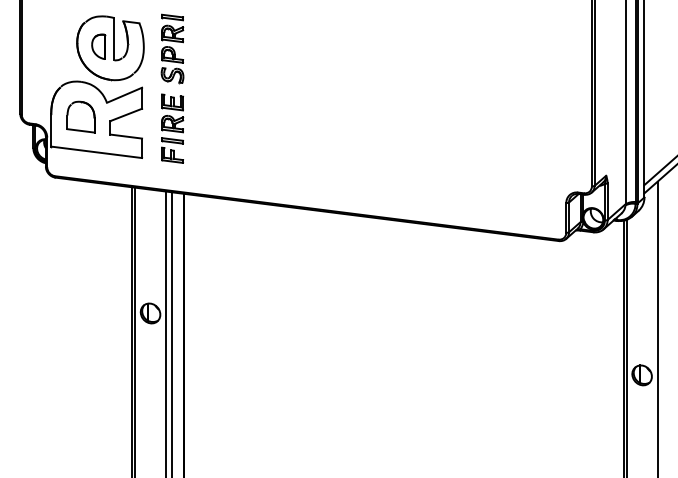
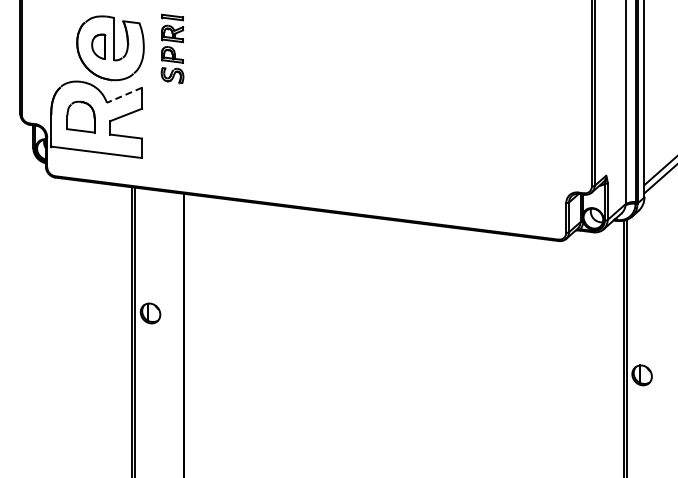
line: solid -> dashed (124, 95)
part: present -> none (172, 128)
line: present -> none (657, 327)
line: present -> none (166, 332)
line: present -> none (171, 333)
